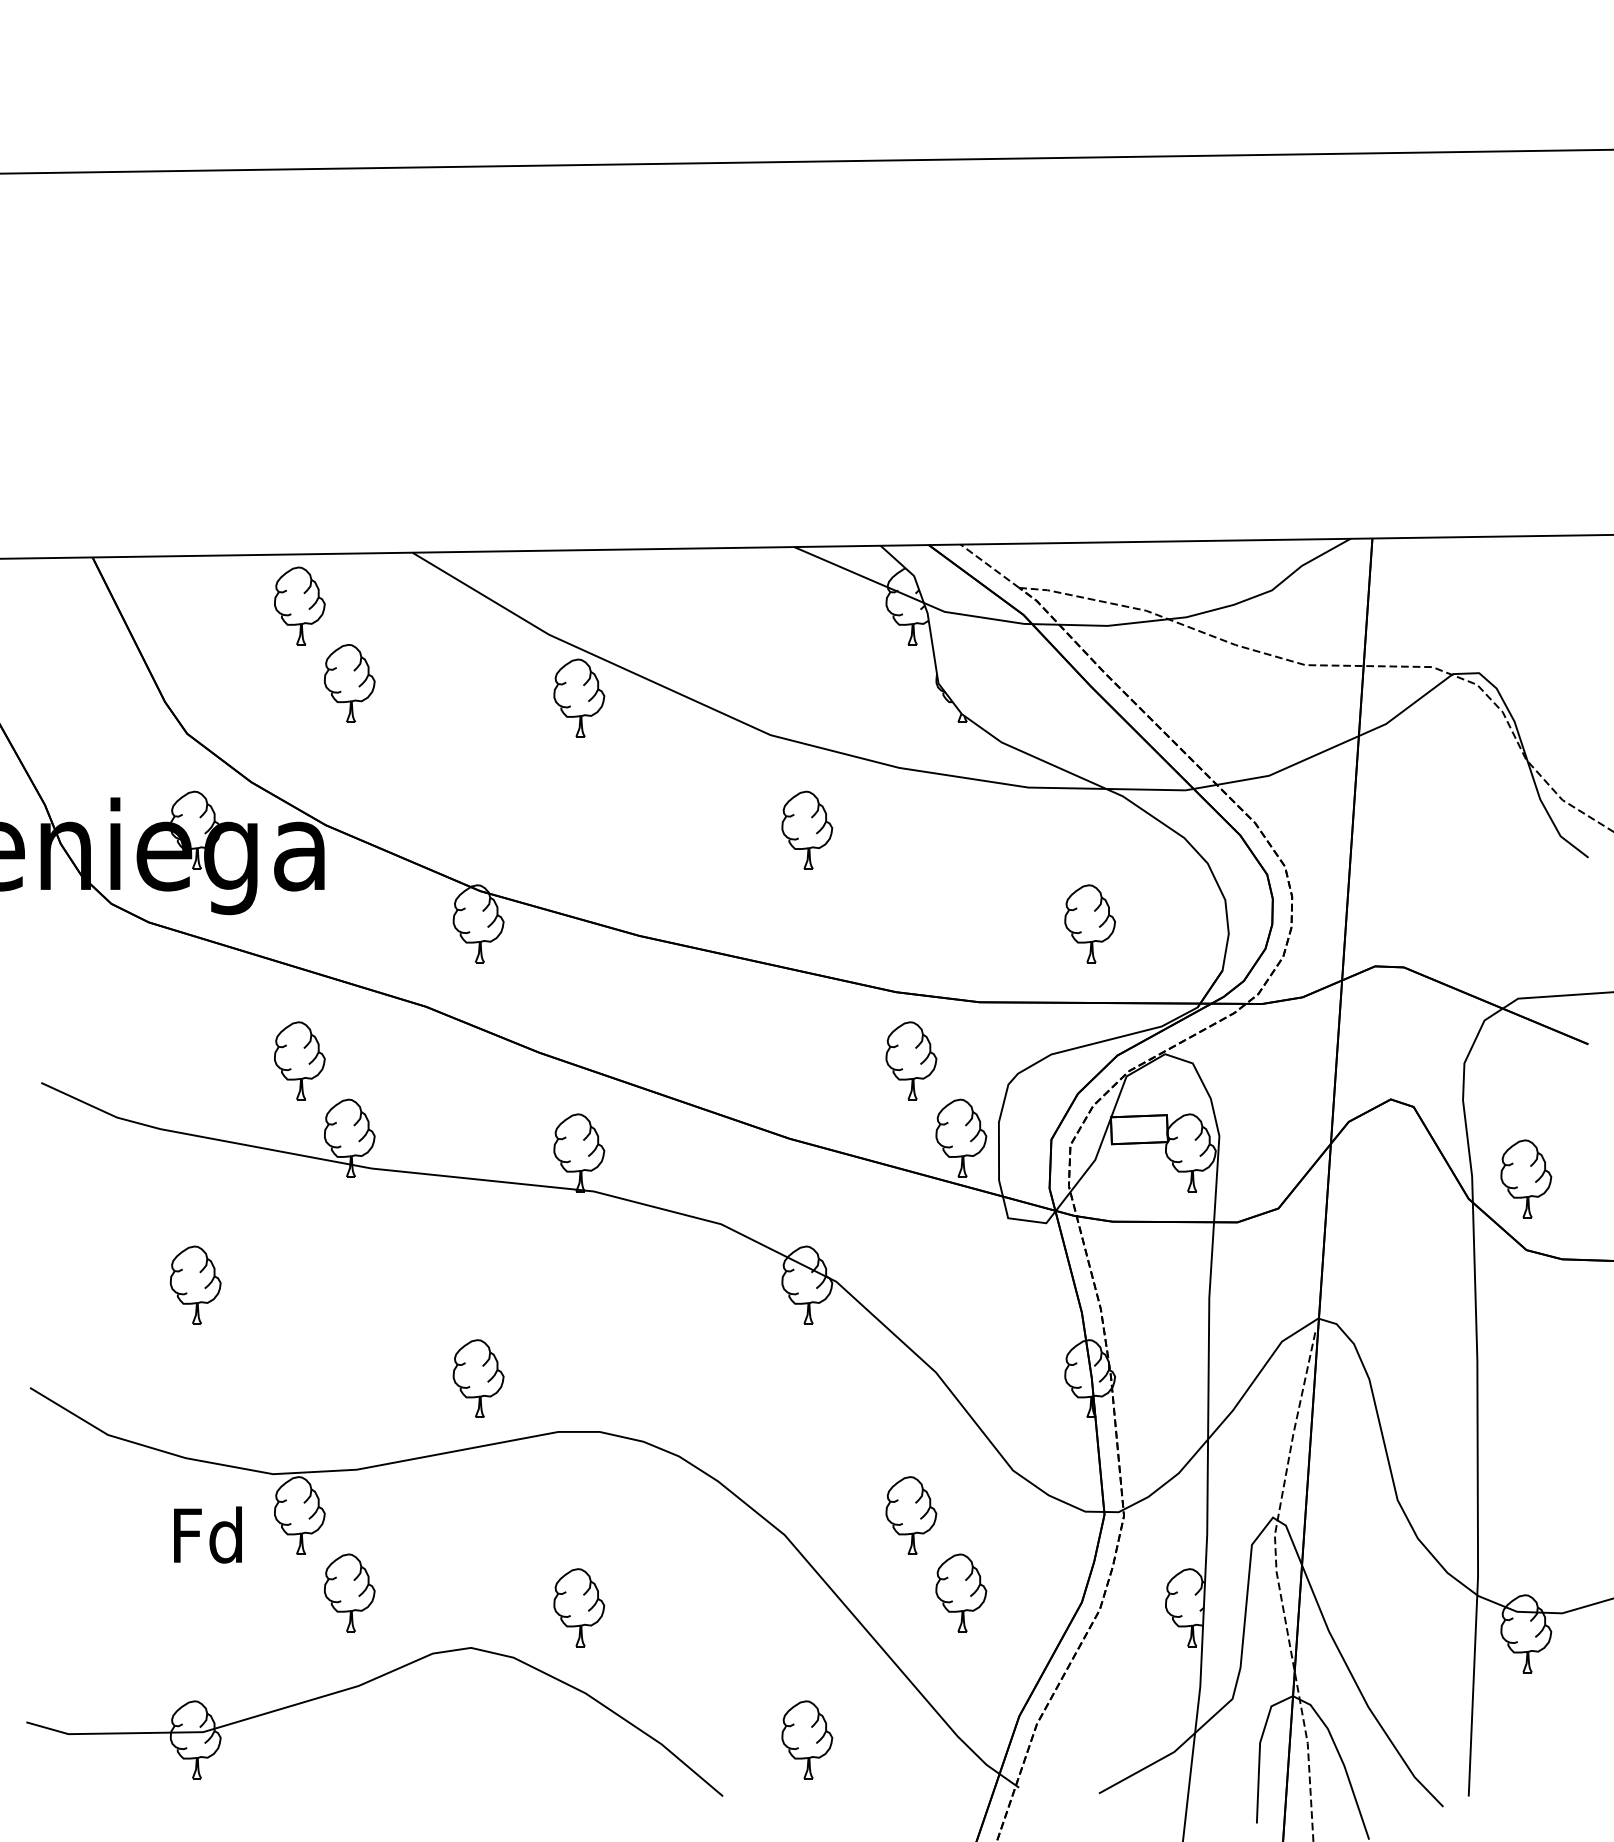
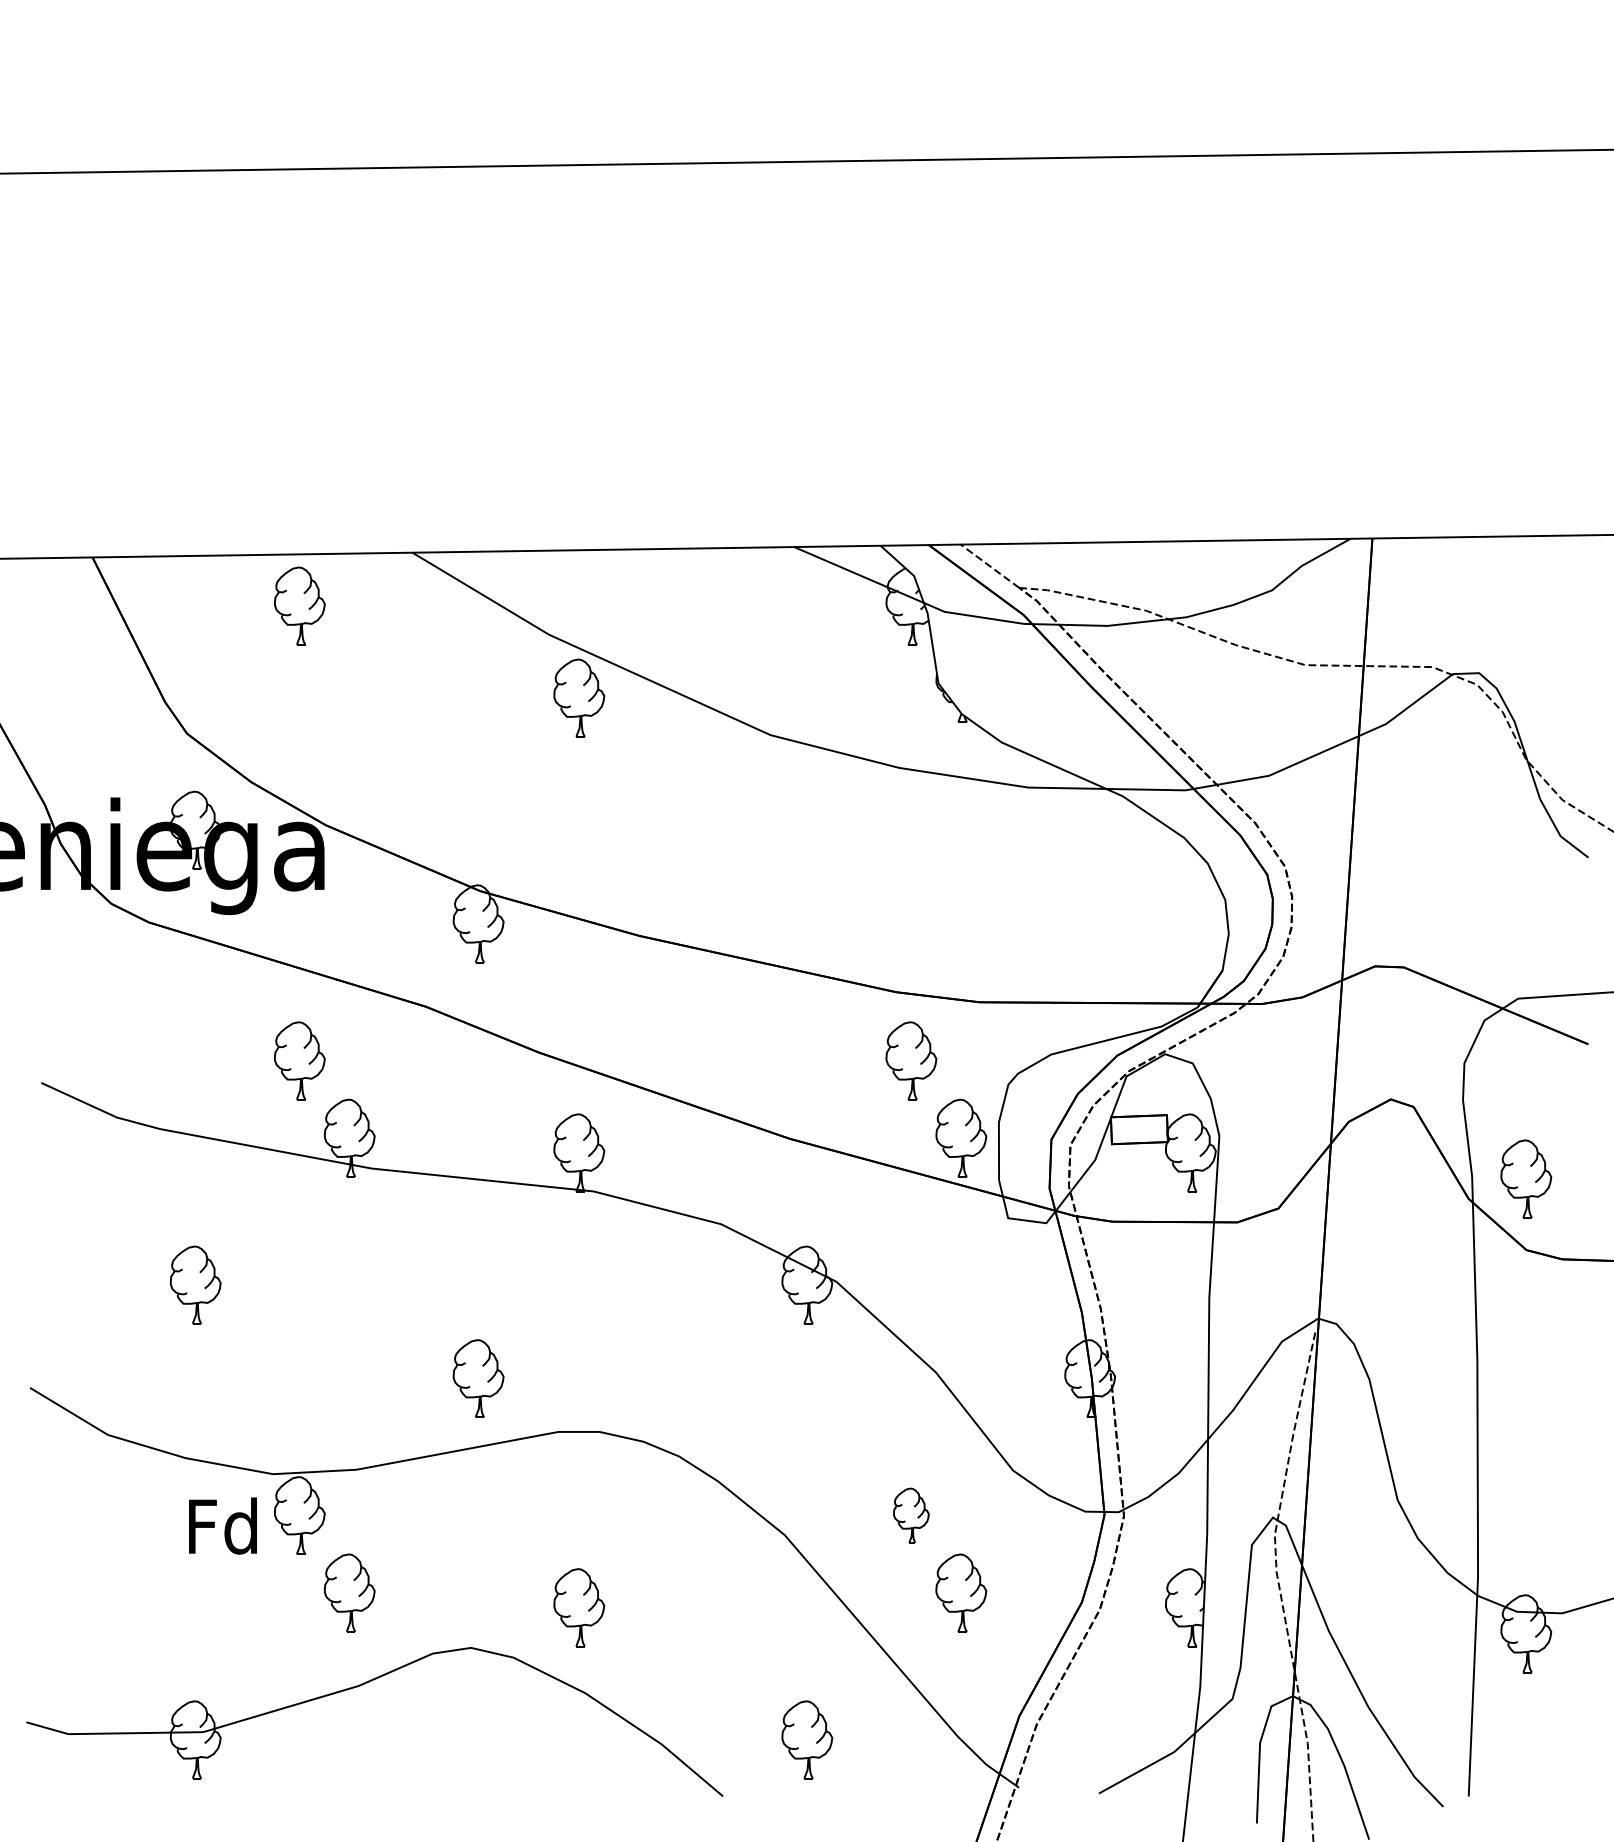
part: present -> none (349, 683)
part: present -> none (807, 829)
part: present -> none (1089, 923)
part size: 53x79 px -> 37x57 px (911, 1515)
text position: (207, 1534) -> (222, 1525) (222, 1525)
